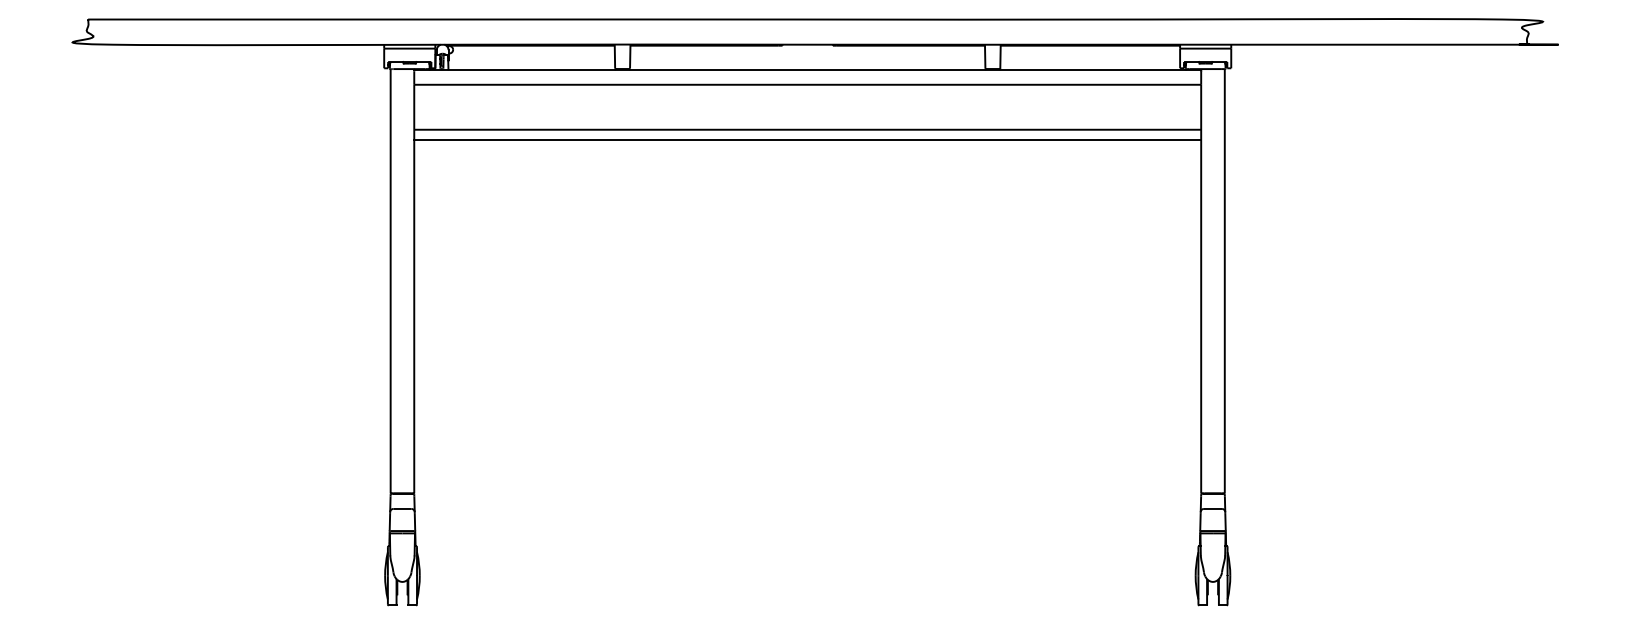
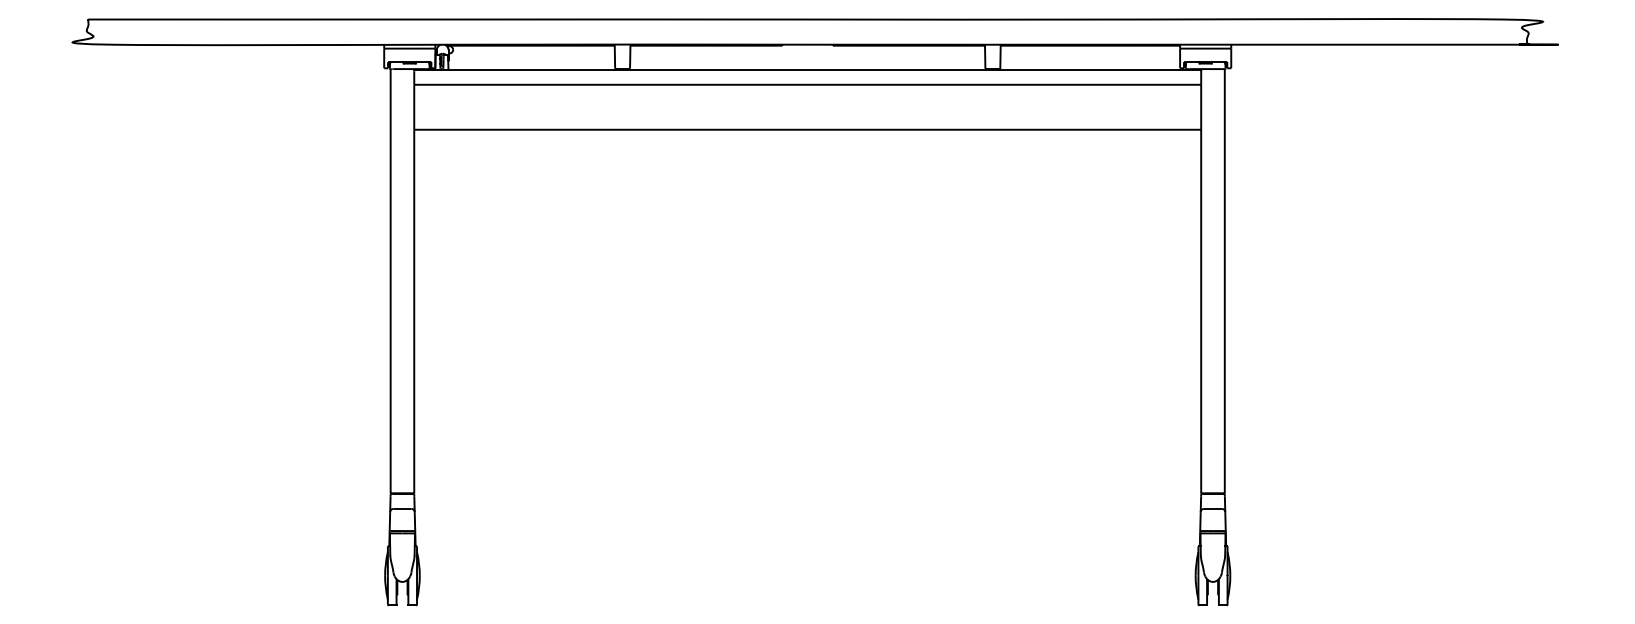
line: present -> none (807, 140)
